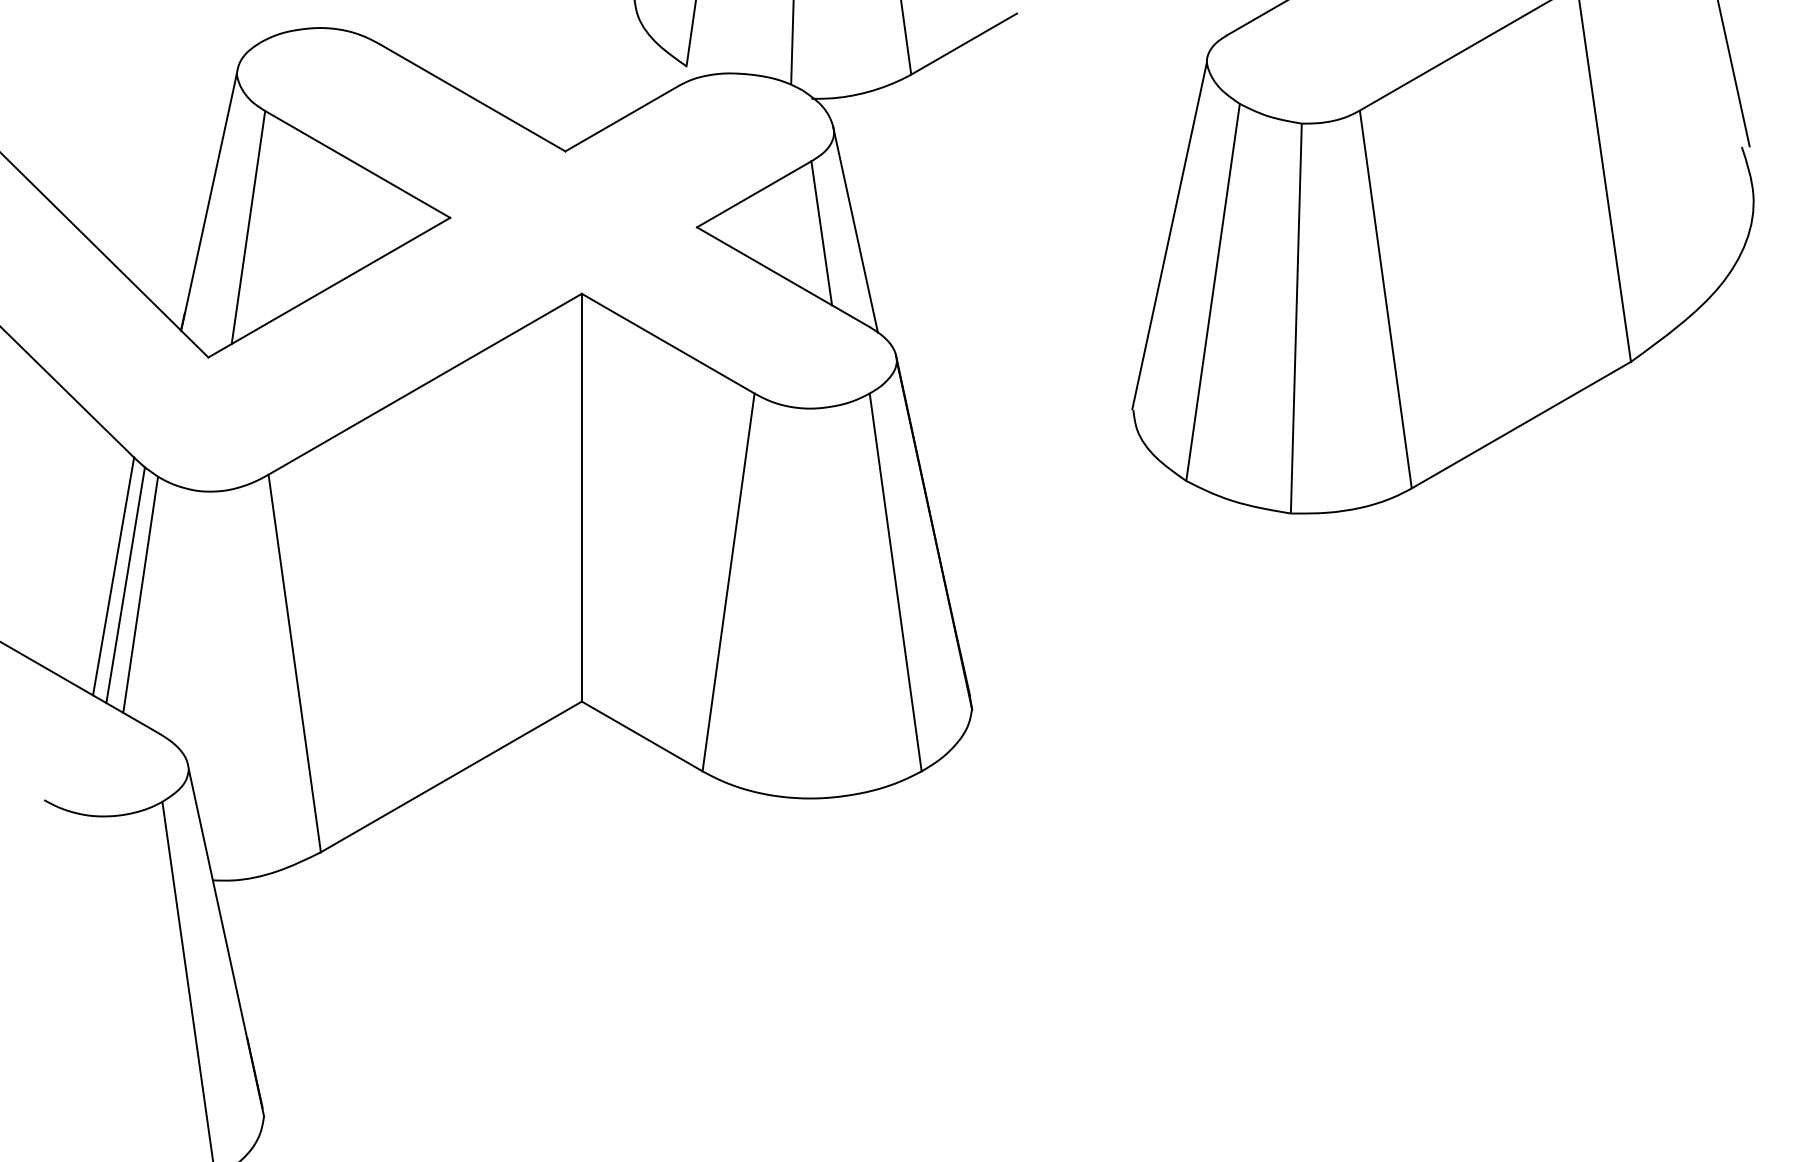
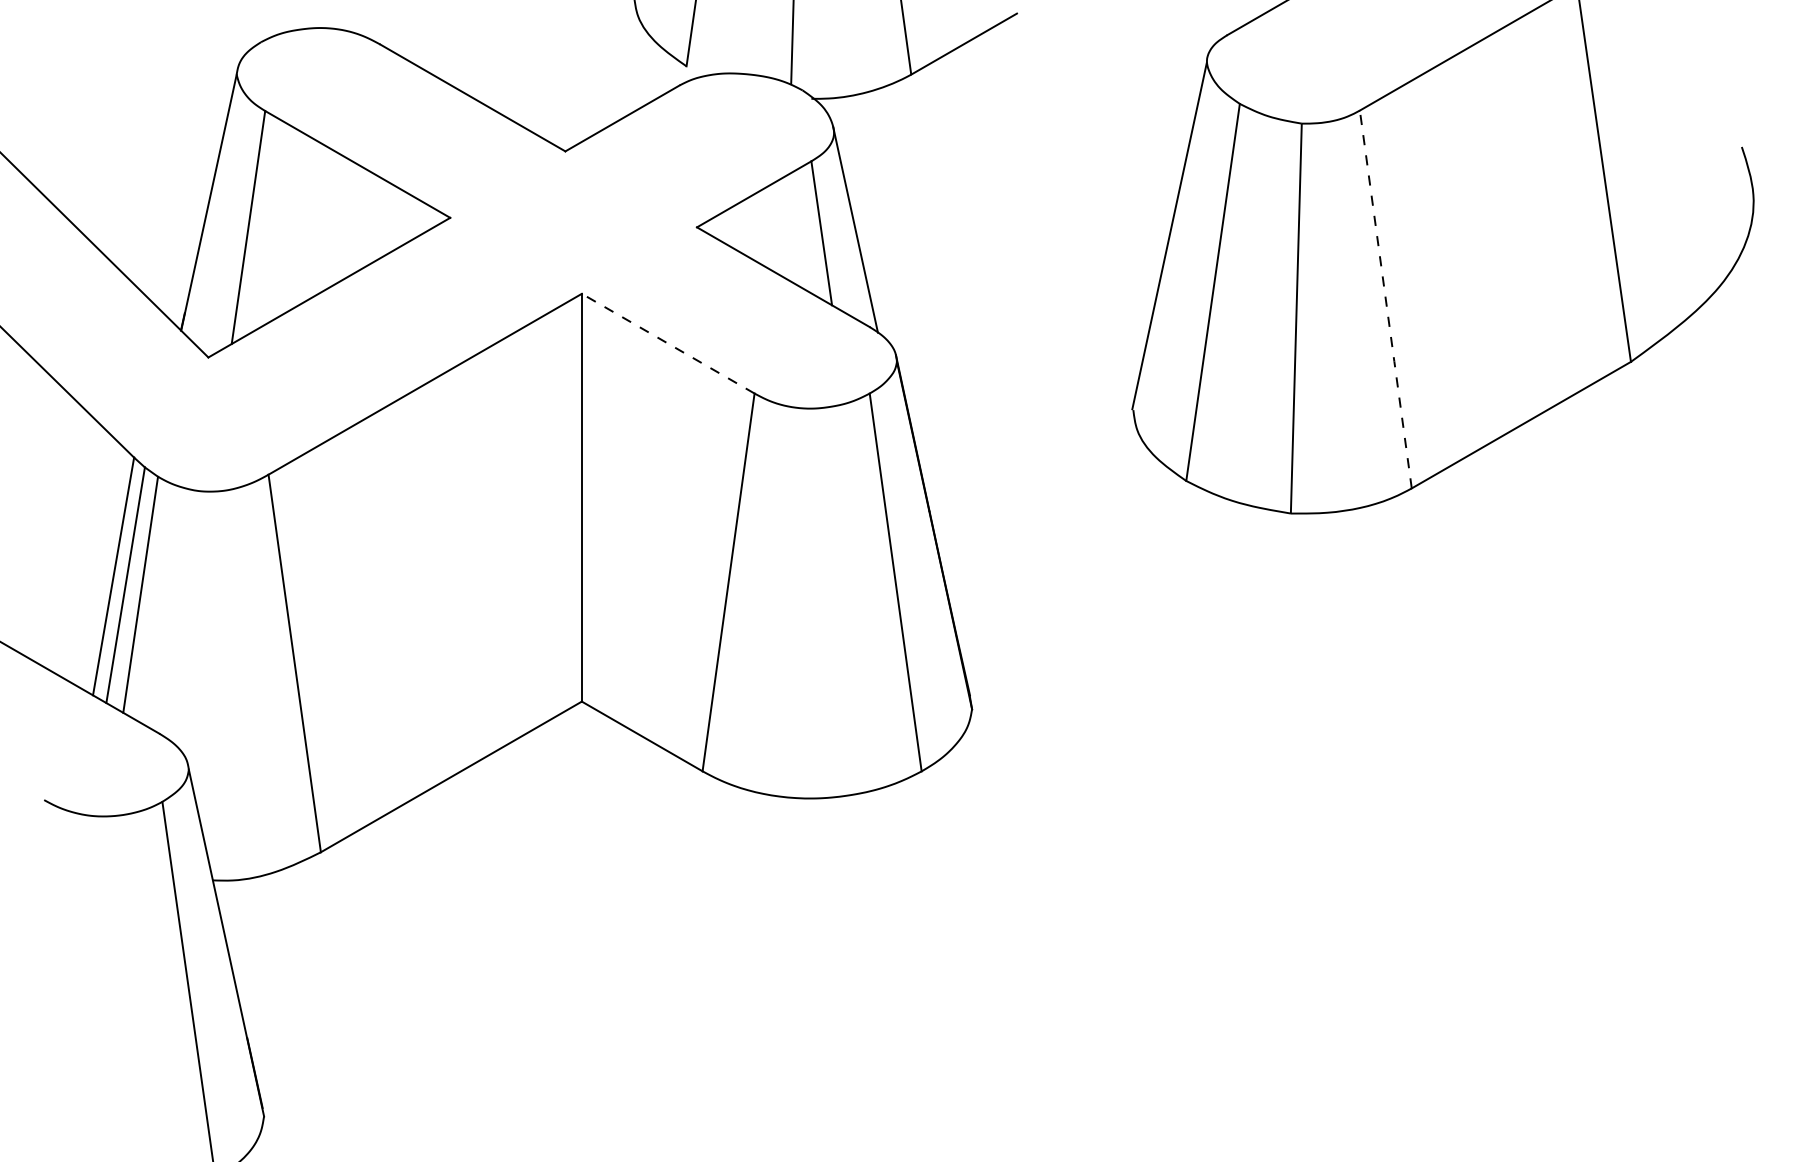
line: present -> none (1733, 74)
line: solid -> dashed (1385, 299)
line: solid -> dashed (668, 343)
